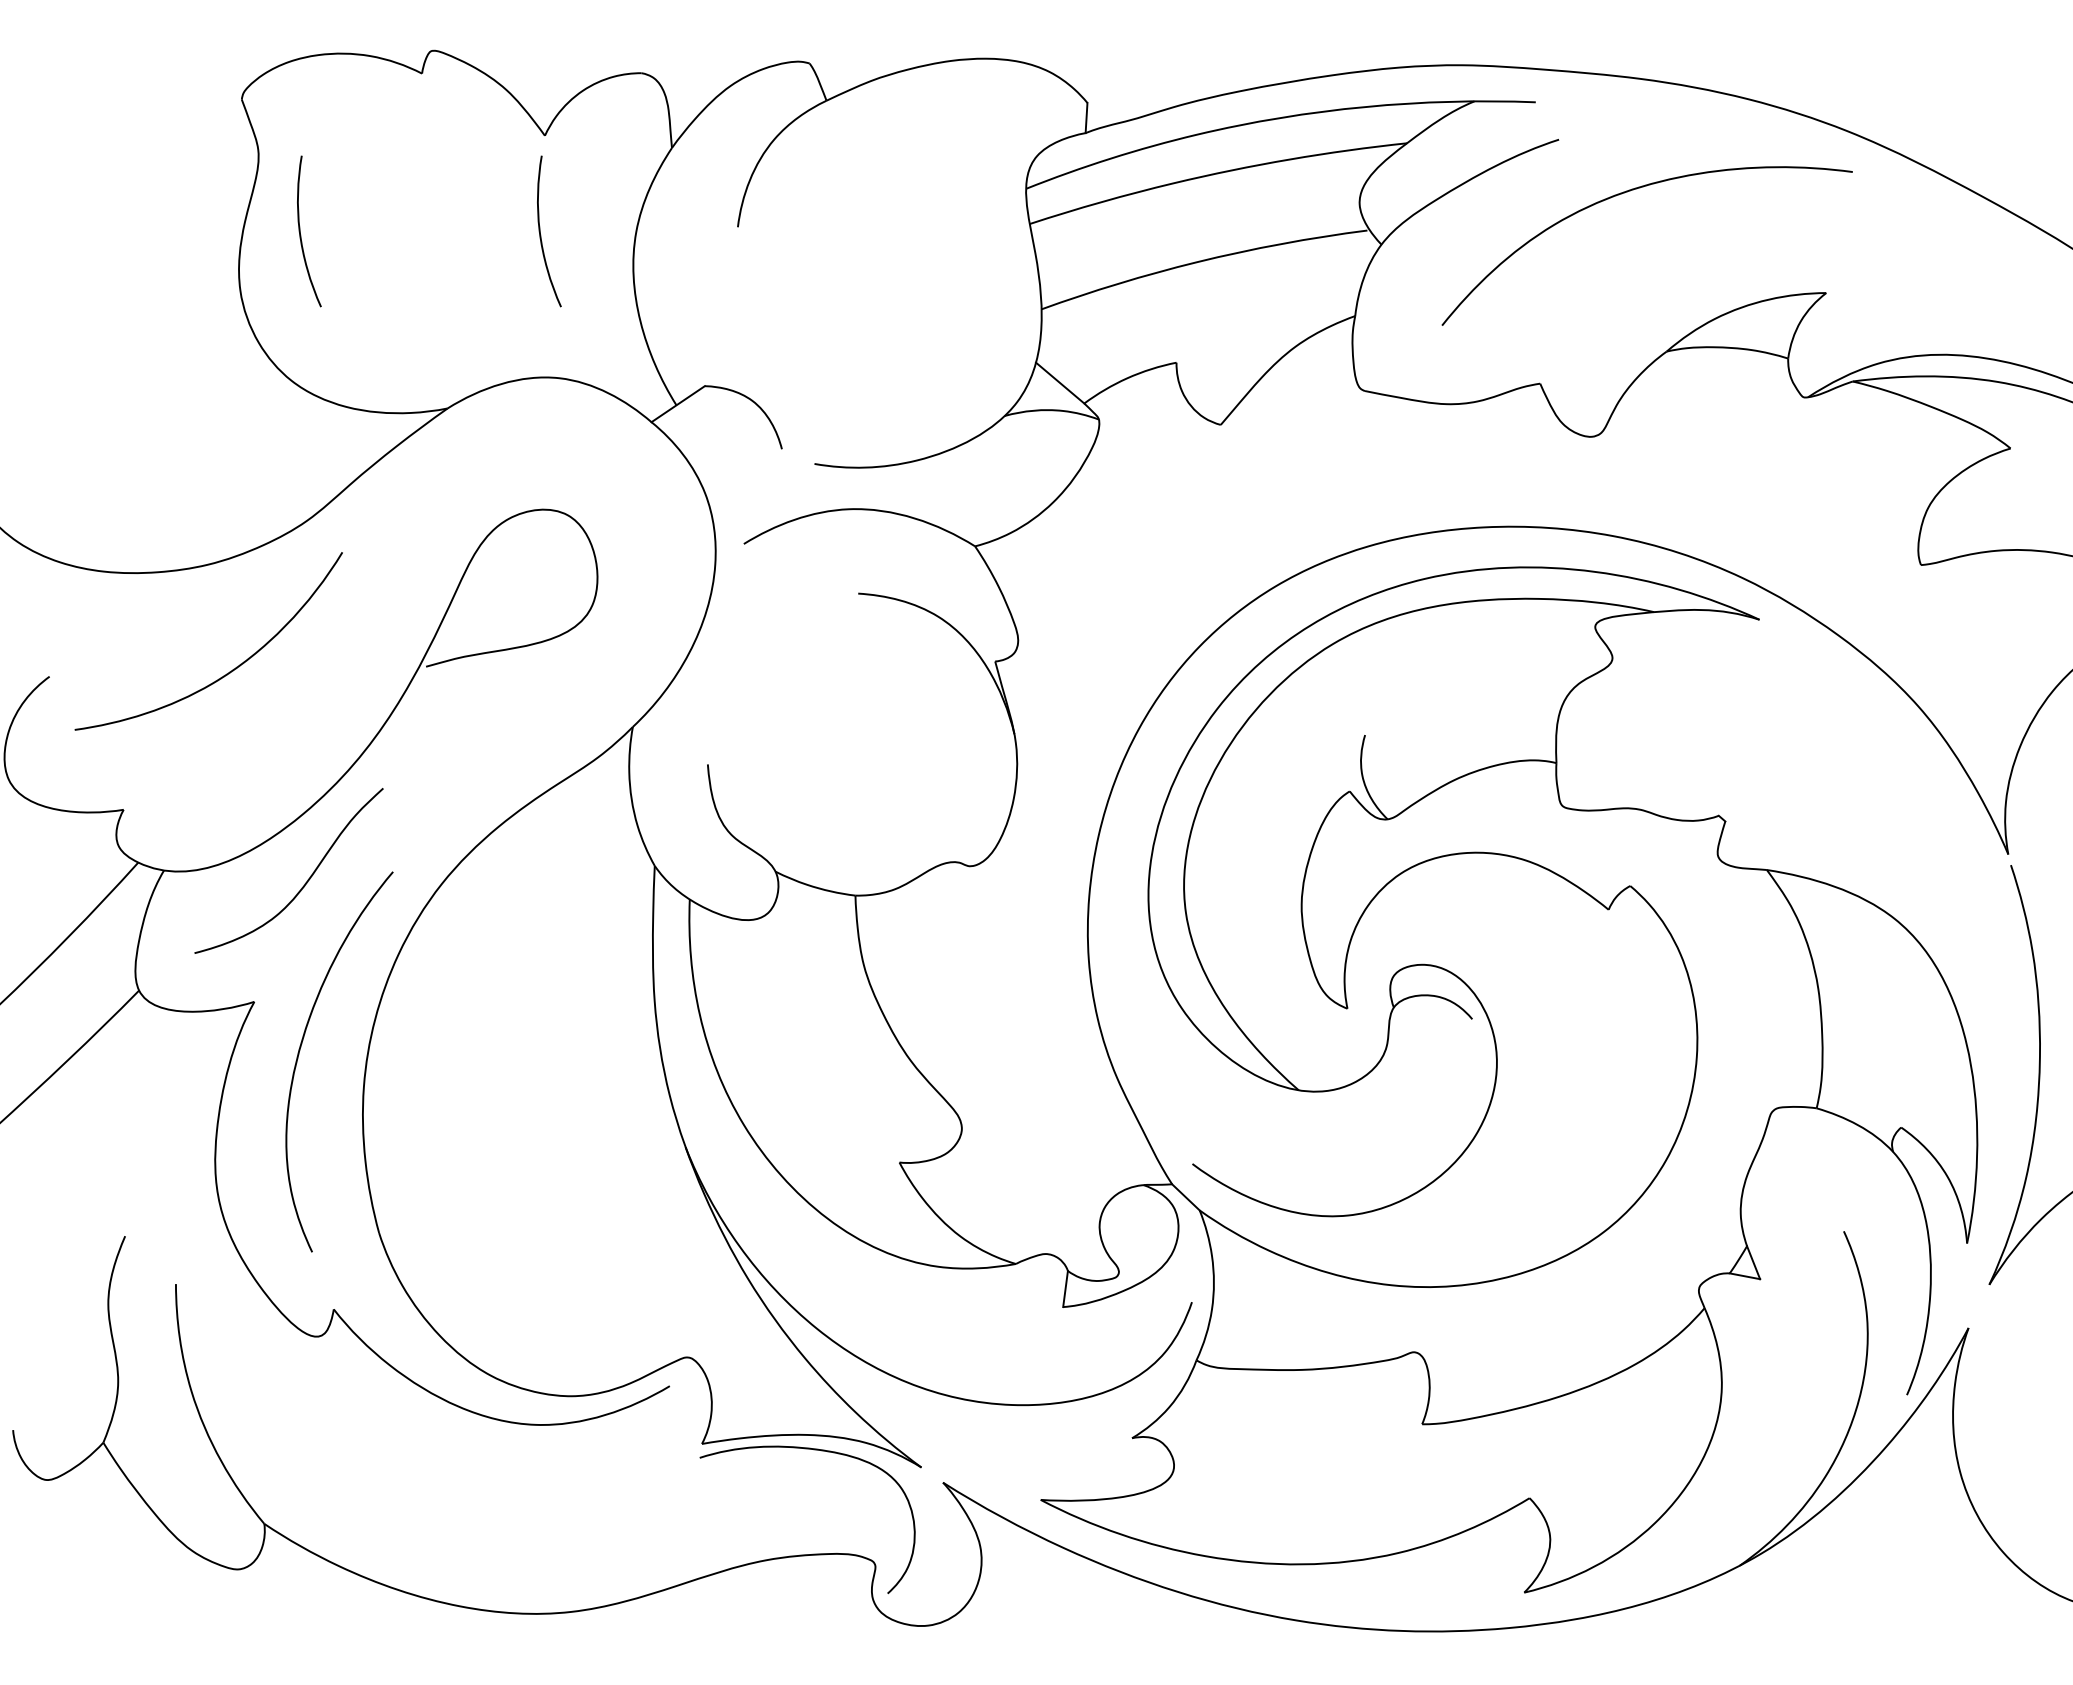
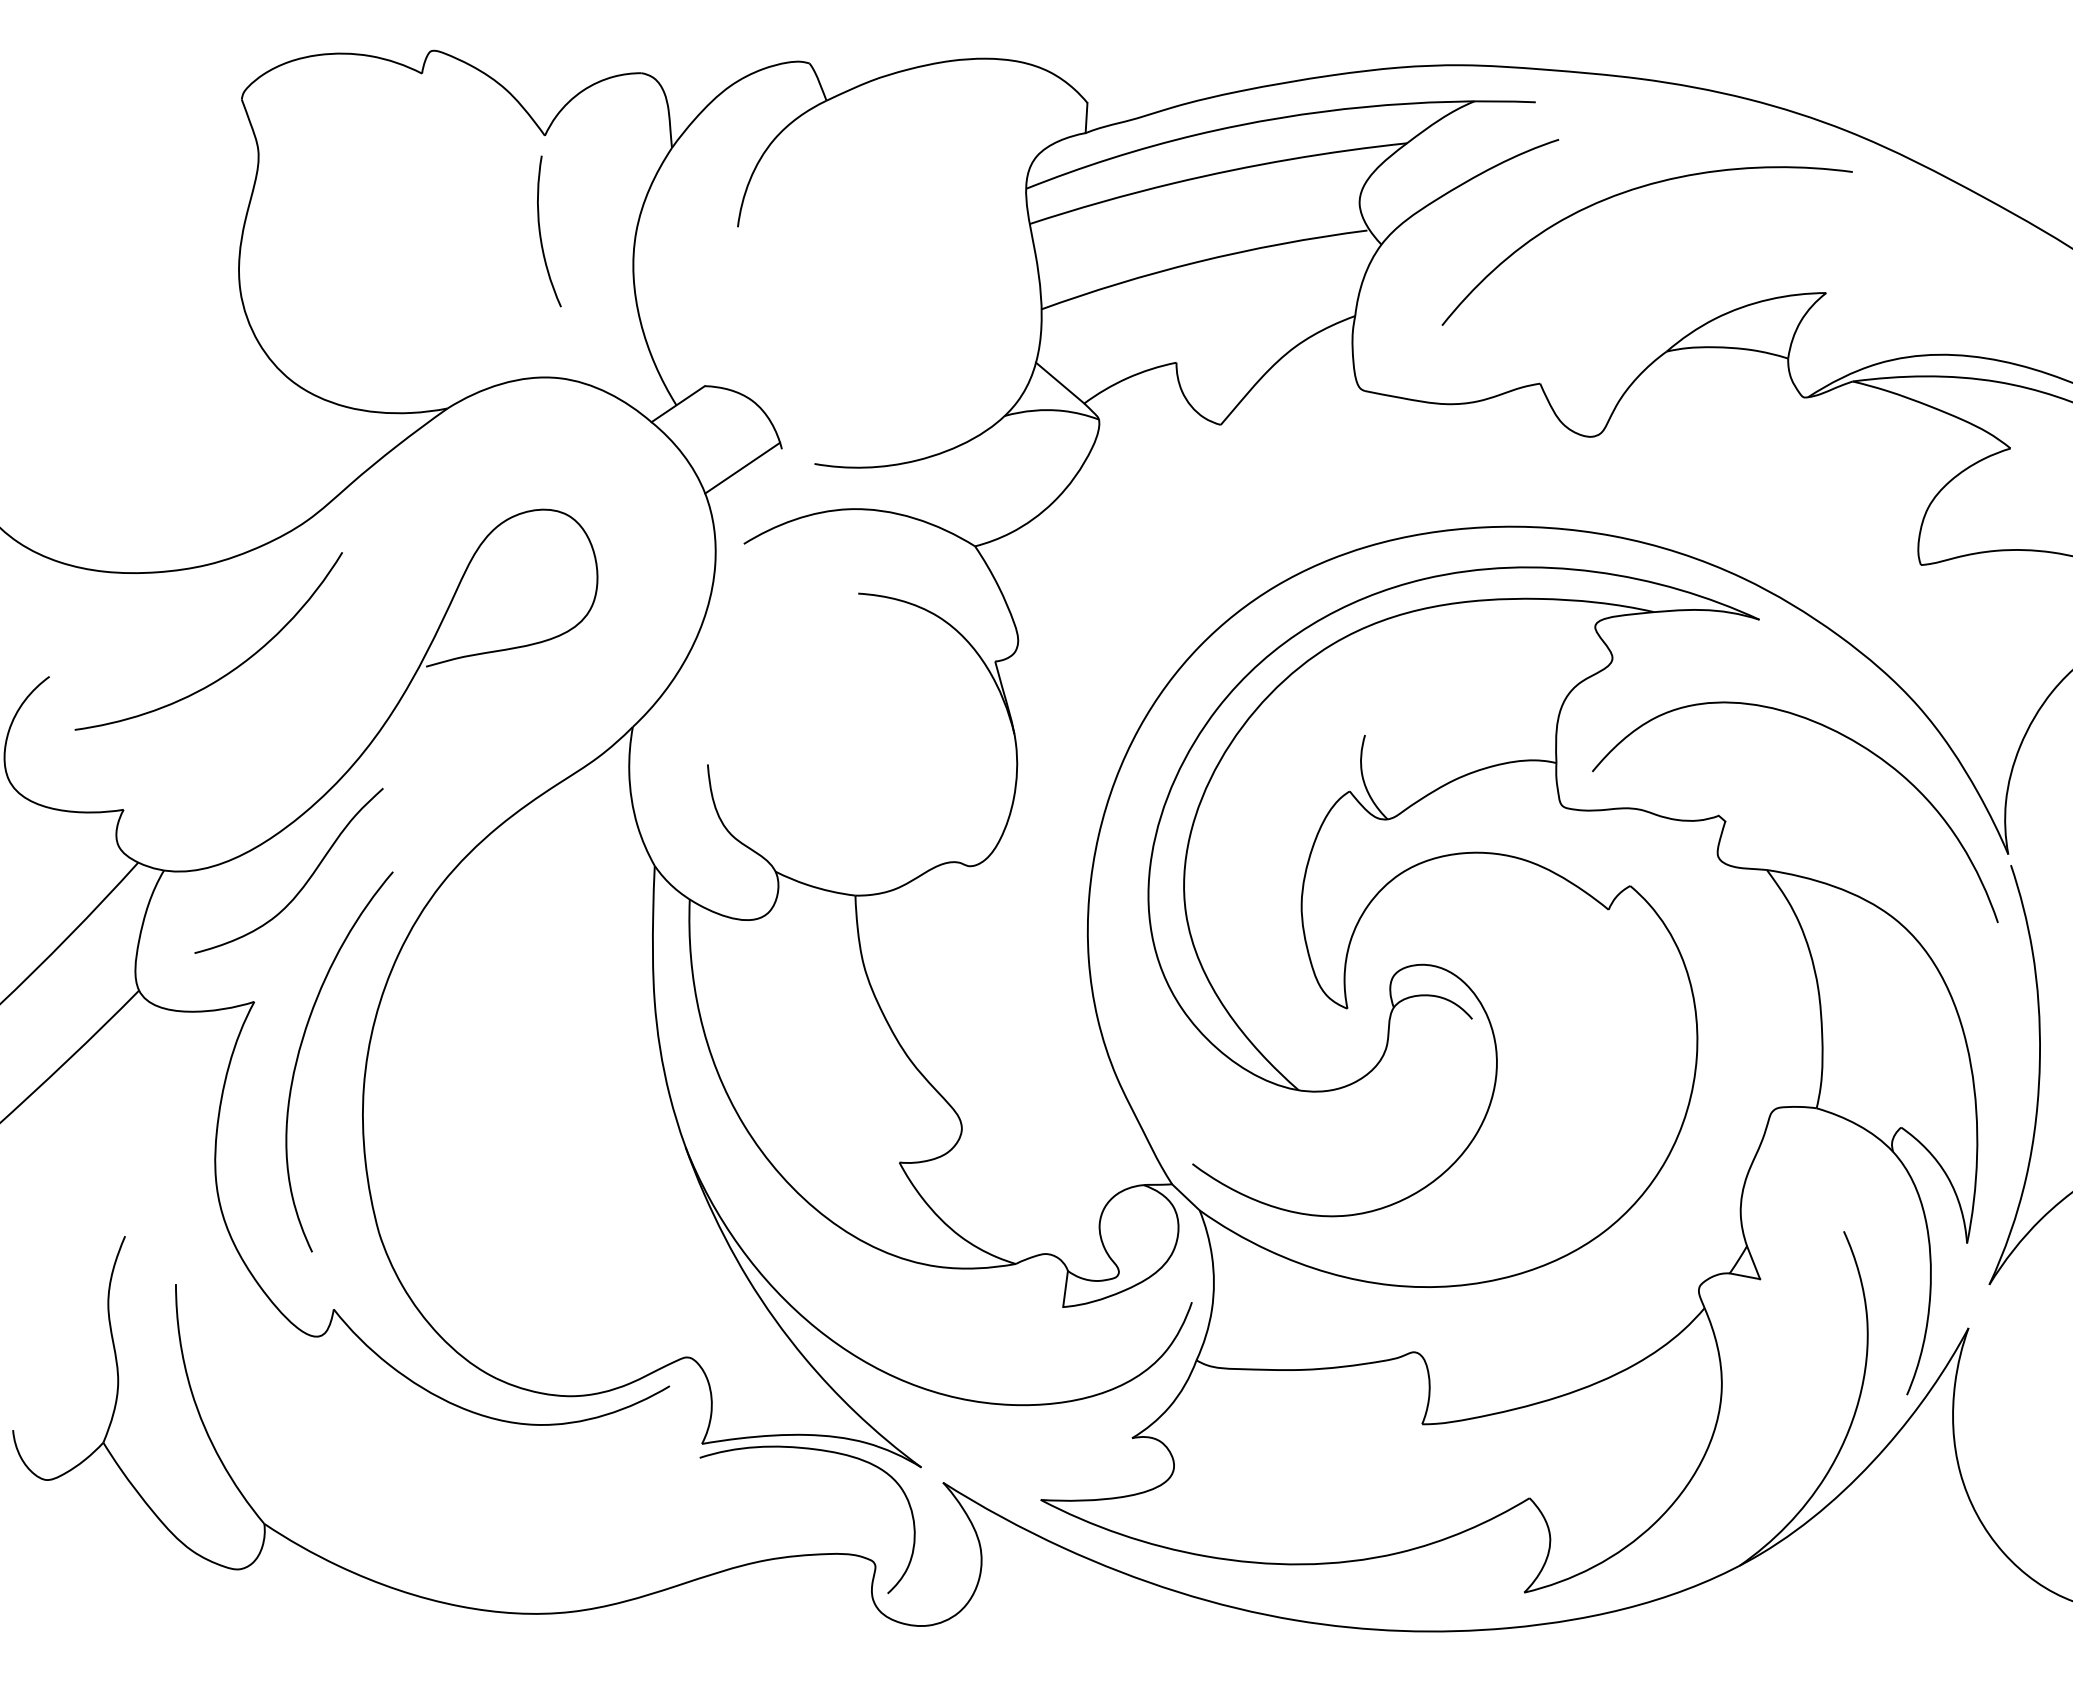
curve: present -> none (301, 235)
line: none -> present (742, 467)
curve: none -> present (1835, 732)
